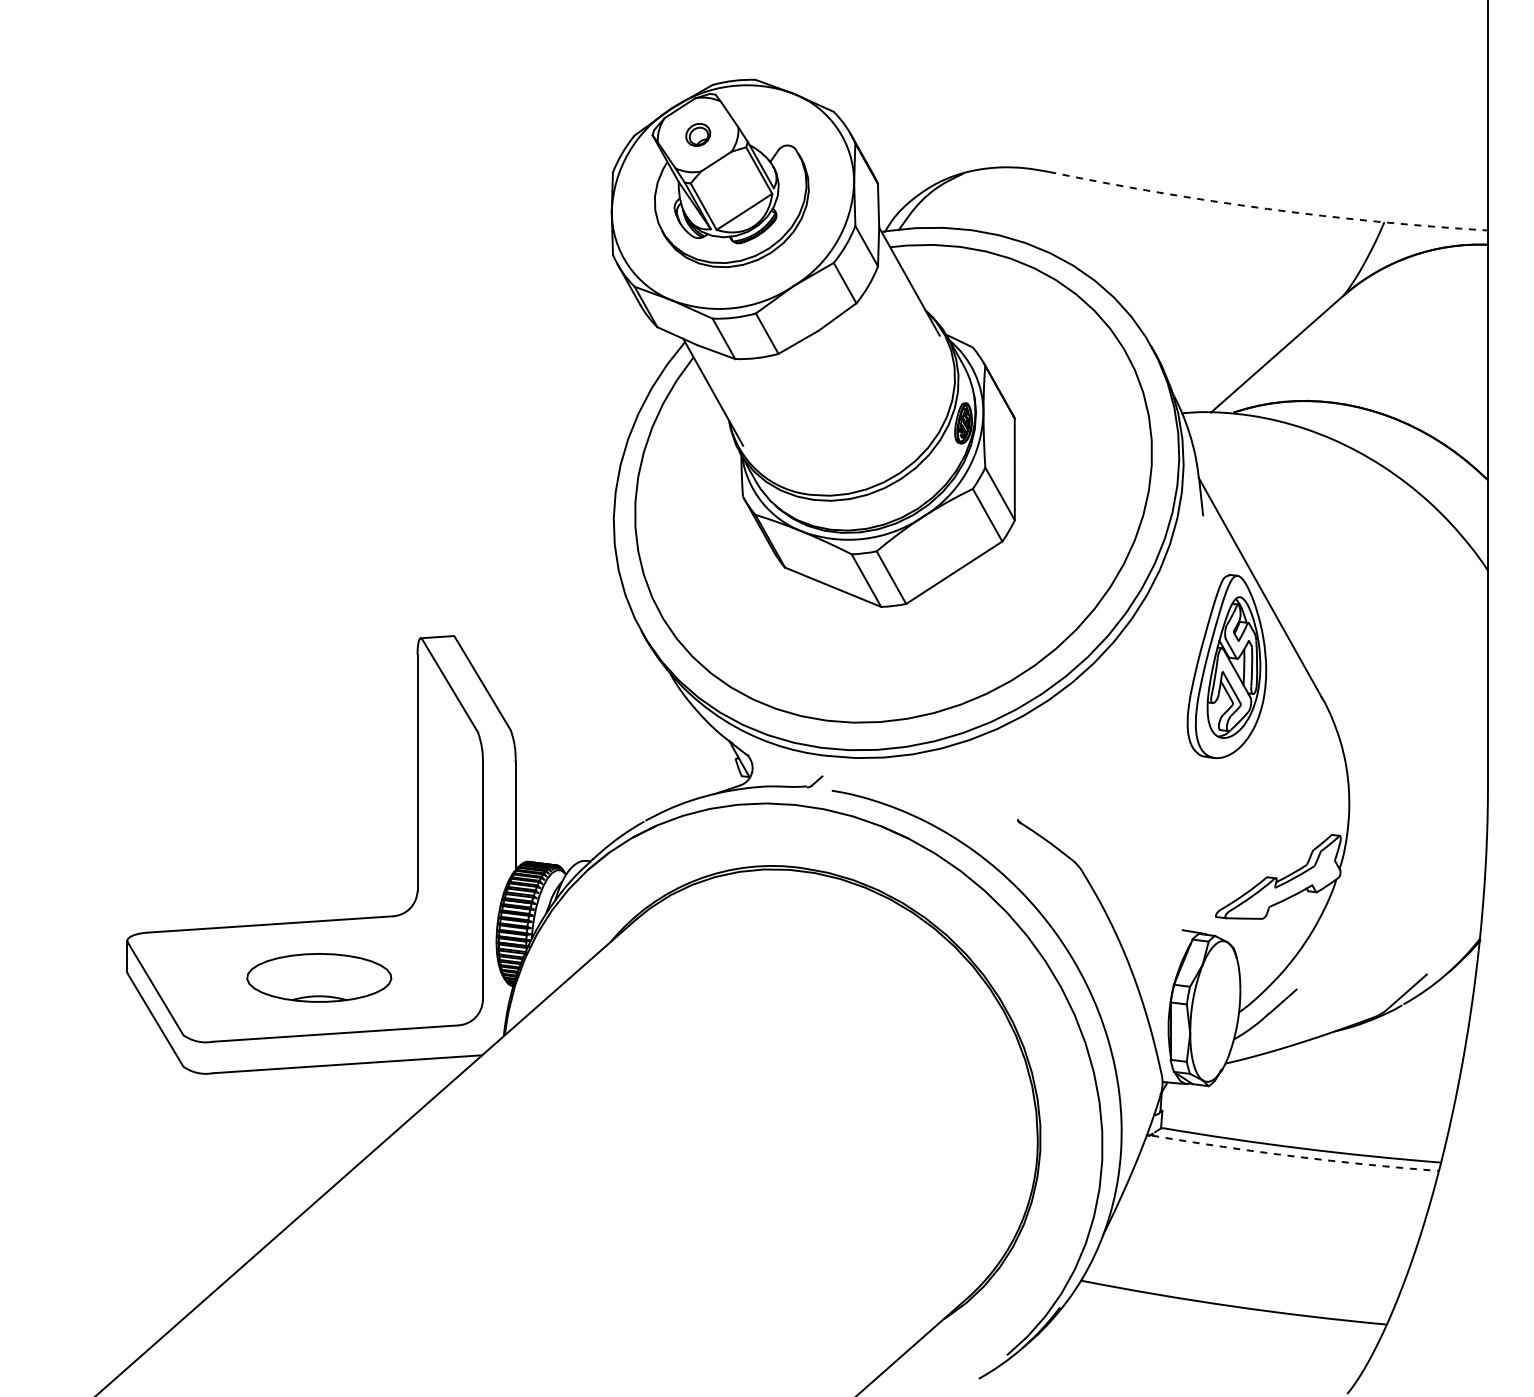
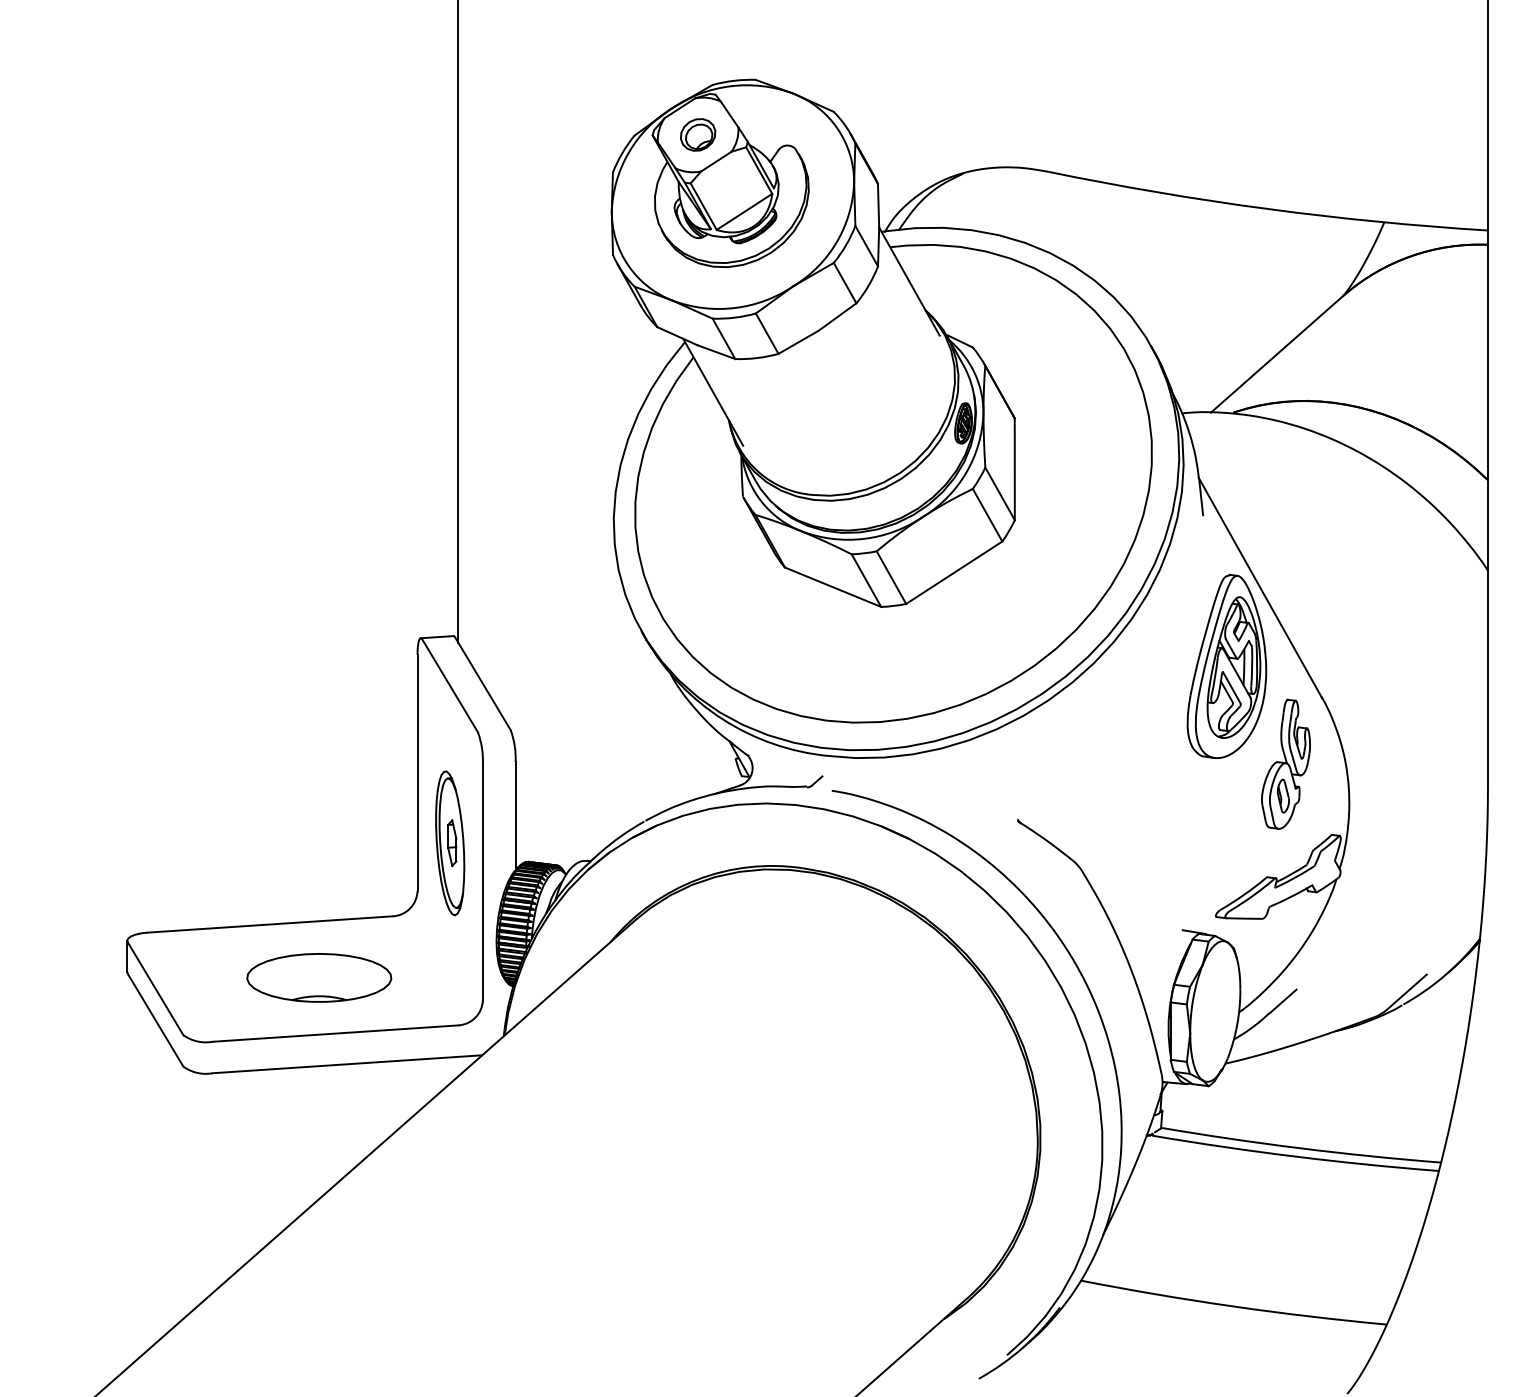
part size: 27x24 px -> 37x34 px (698, 134)
arc: dashed -> solid (1267, 208)
line: none -> present (458, 322)
part: none -> present (1285, 763)
part: none -> present (450, 843)
arc: dashed -> solid (1295, 1156)
